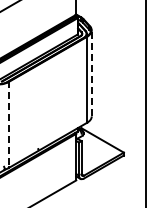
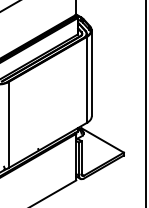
line: dashed -> solid (91, 72)
line: dashed -> solid (8, 123)
